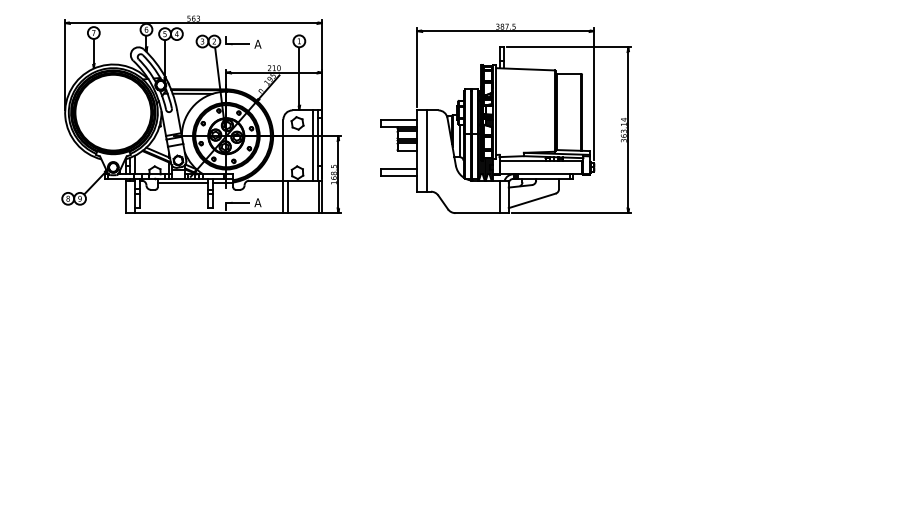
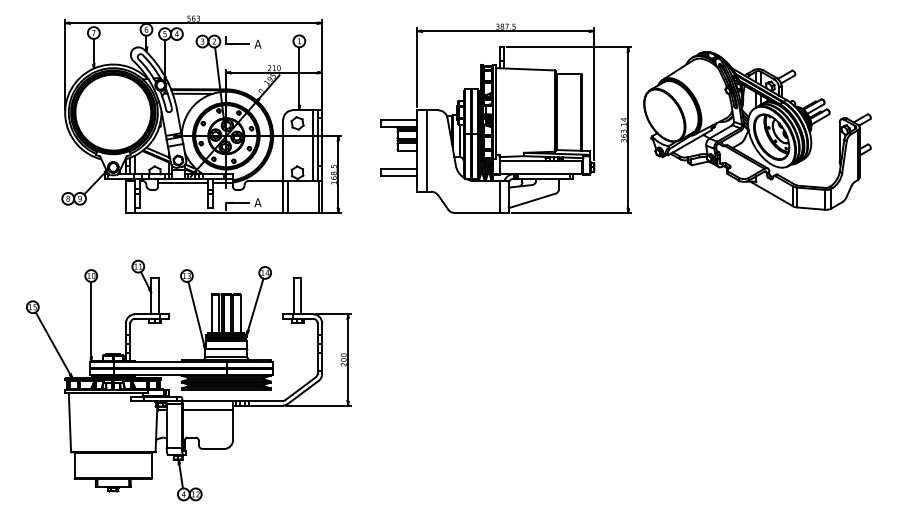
part: none -> present (757, 130)
part: none -> present (188, 380)
